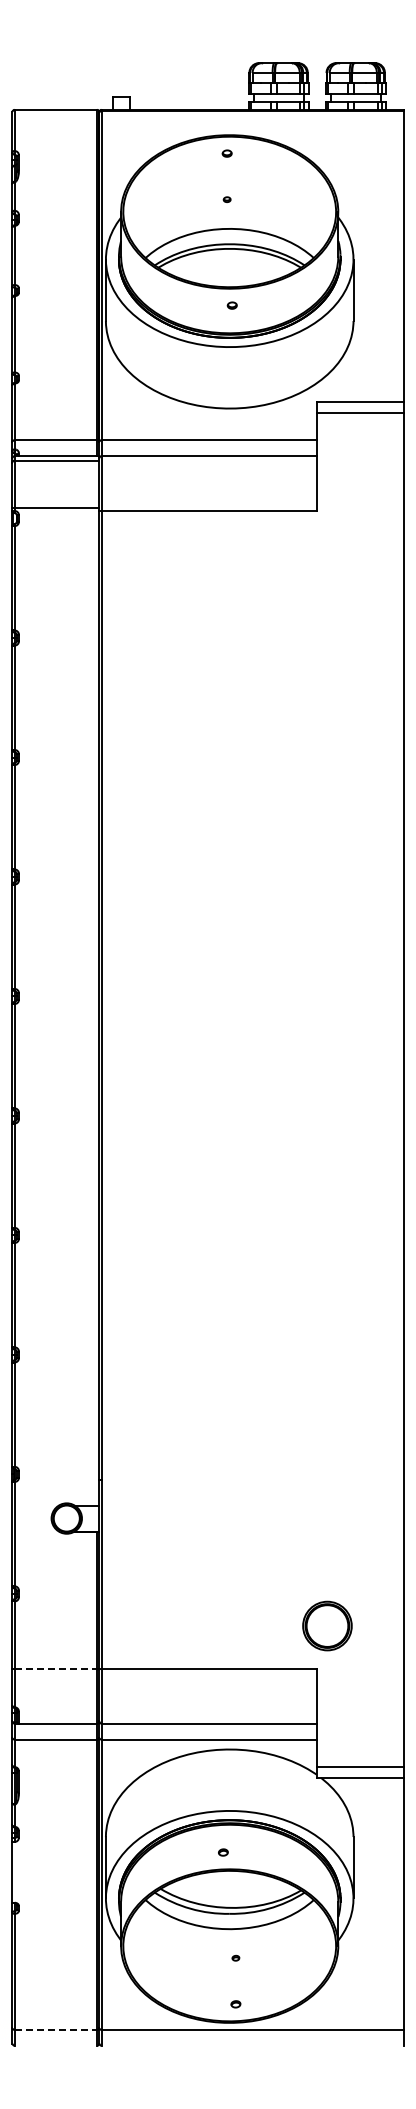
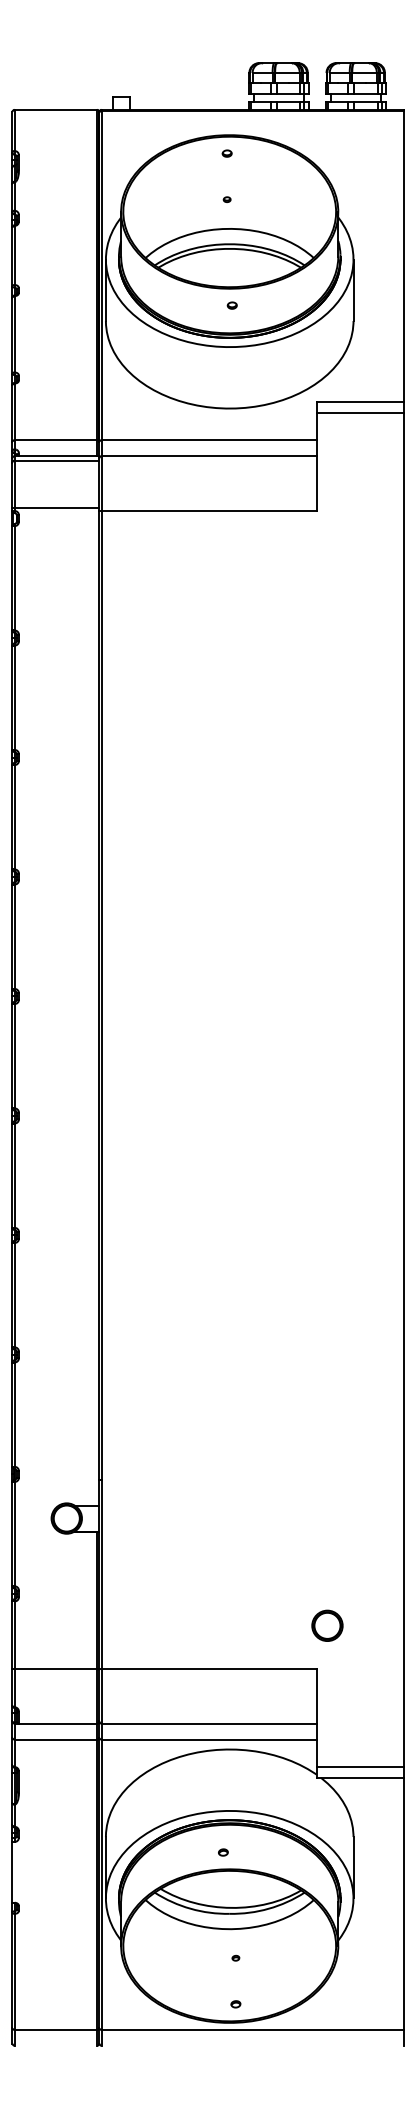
part size: 51x52 px -> 33x33 px (327, 1625)
line: dashed -> solid (56, 1669)
line: dashed -> solid (56, 2029)
